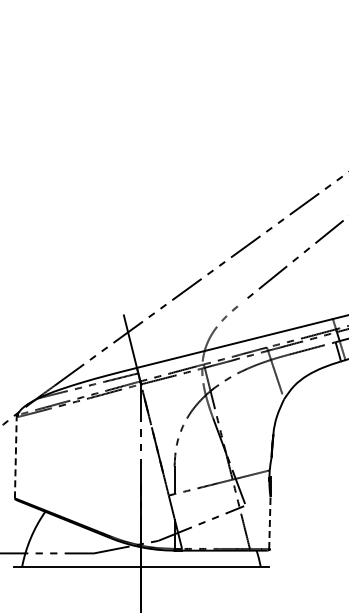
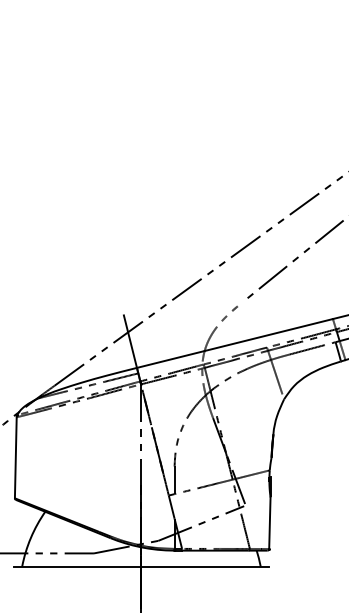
line: dashed -> solid (15, 457)
line: dashed -> solid (269, 523)
